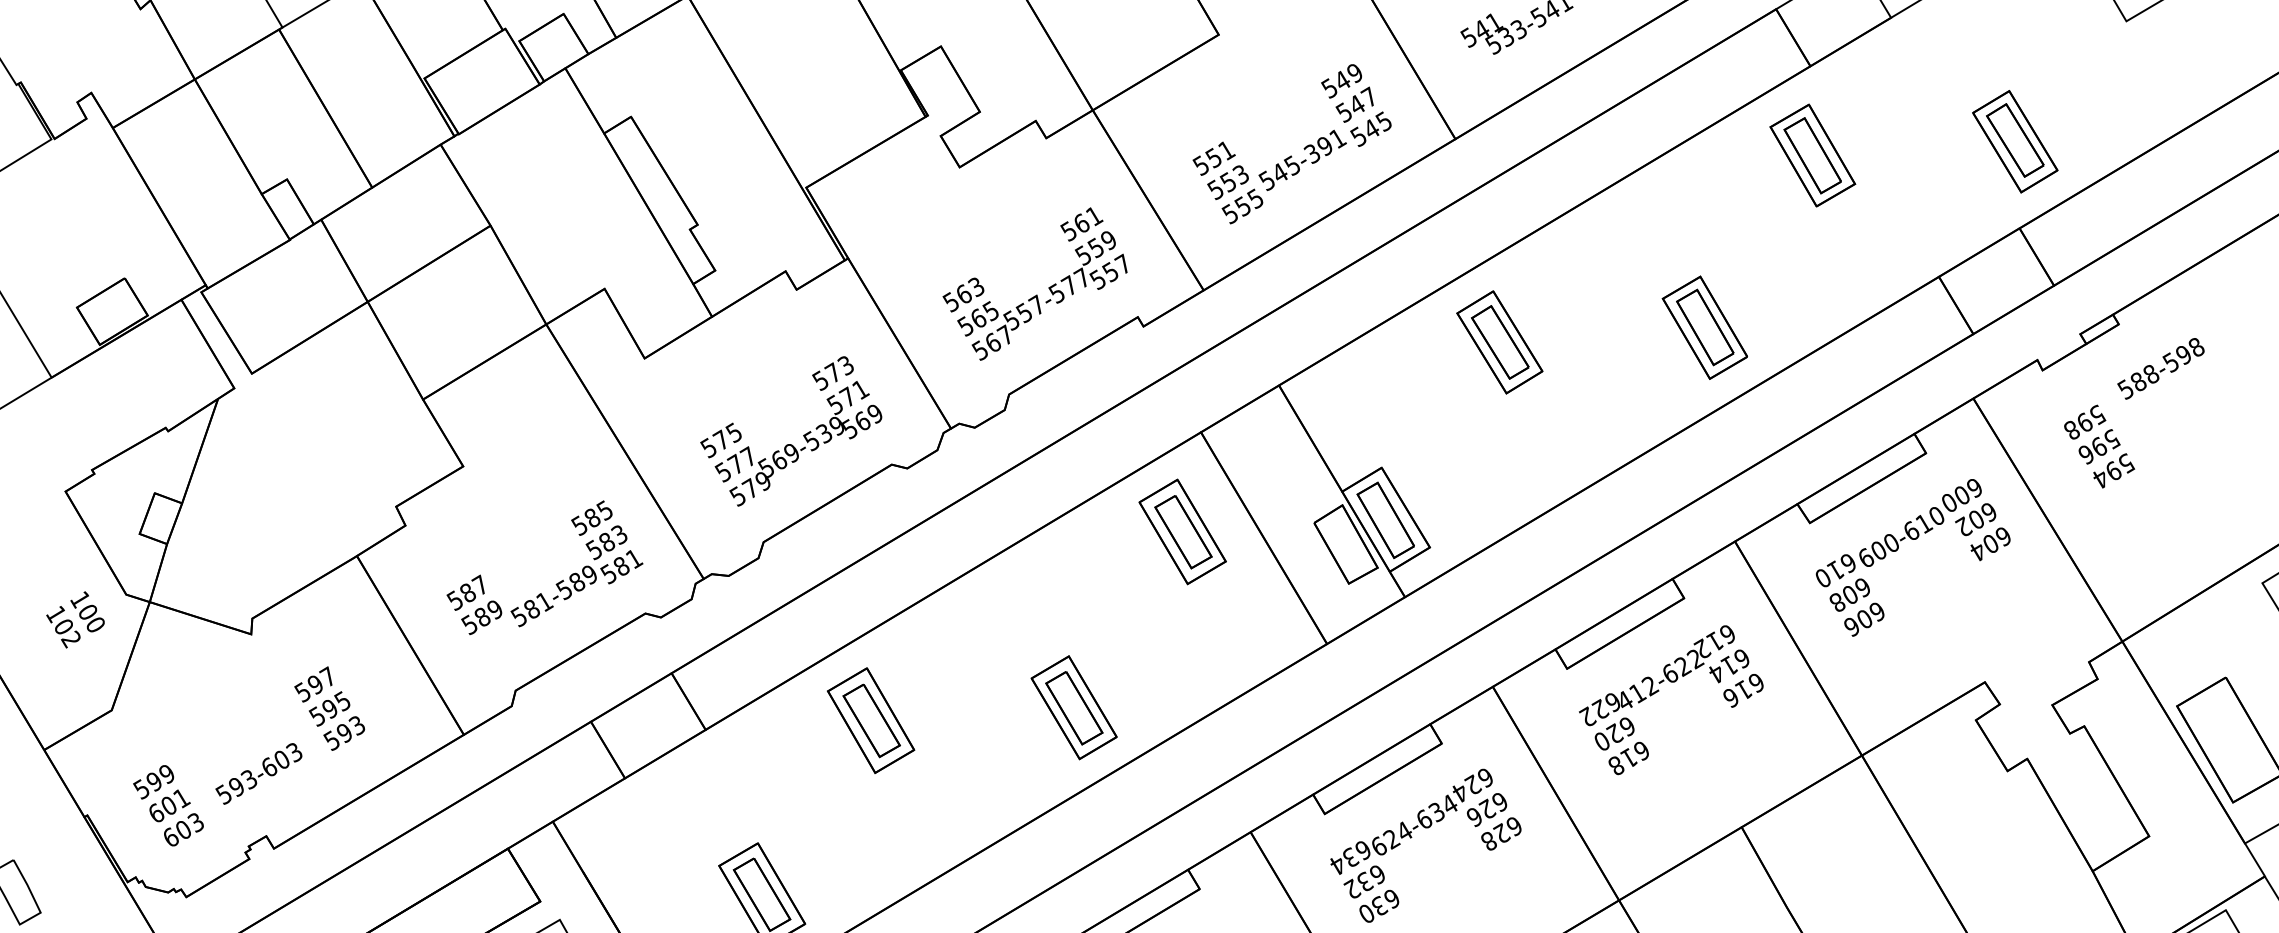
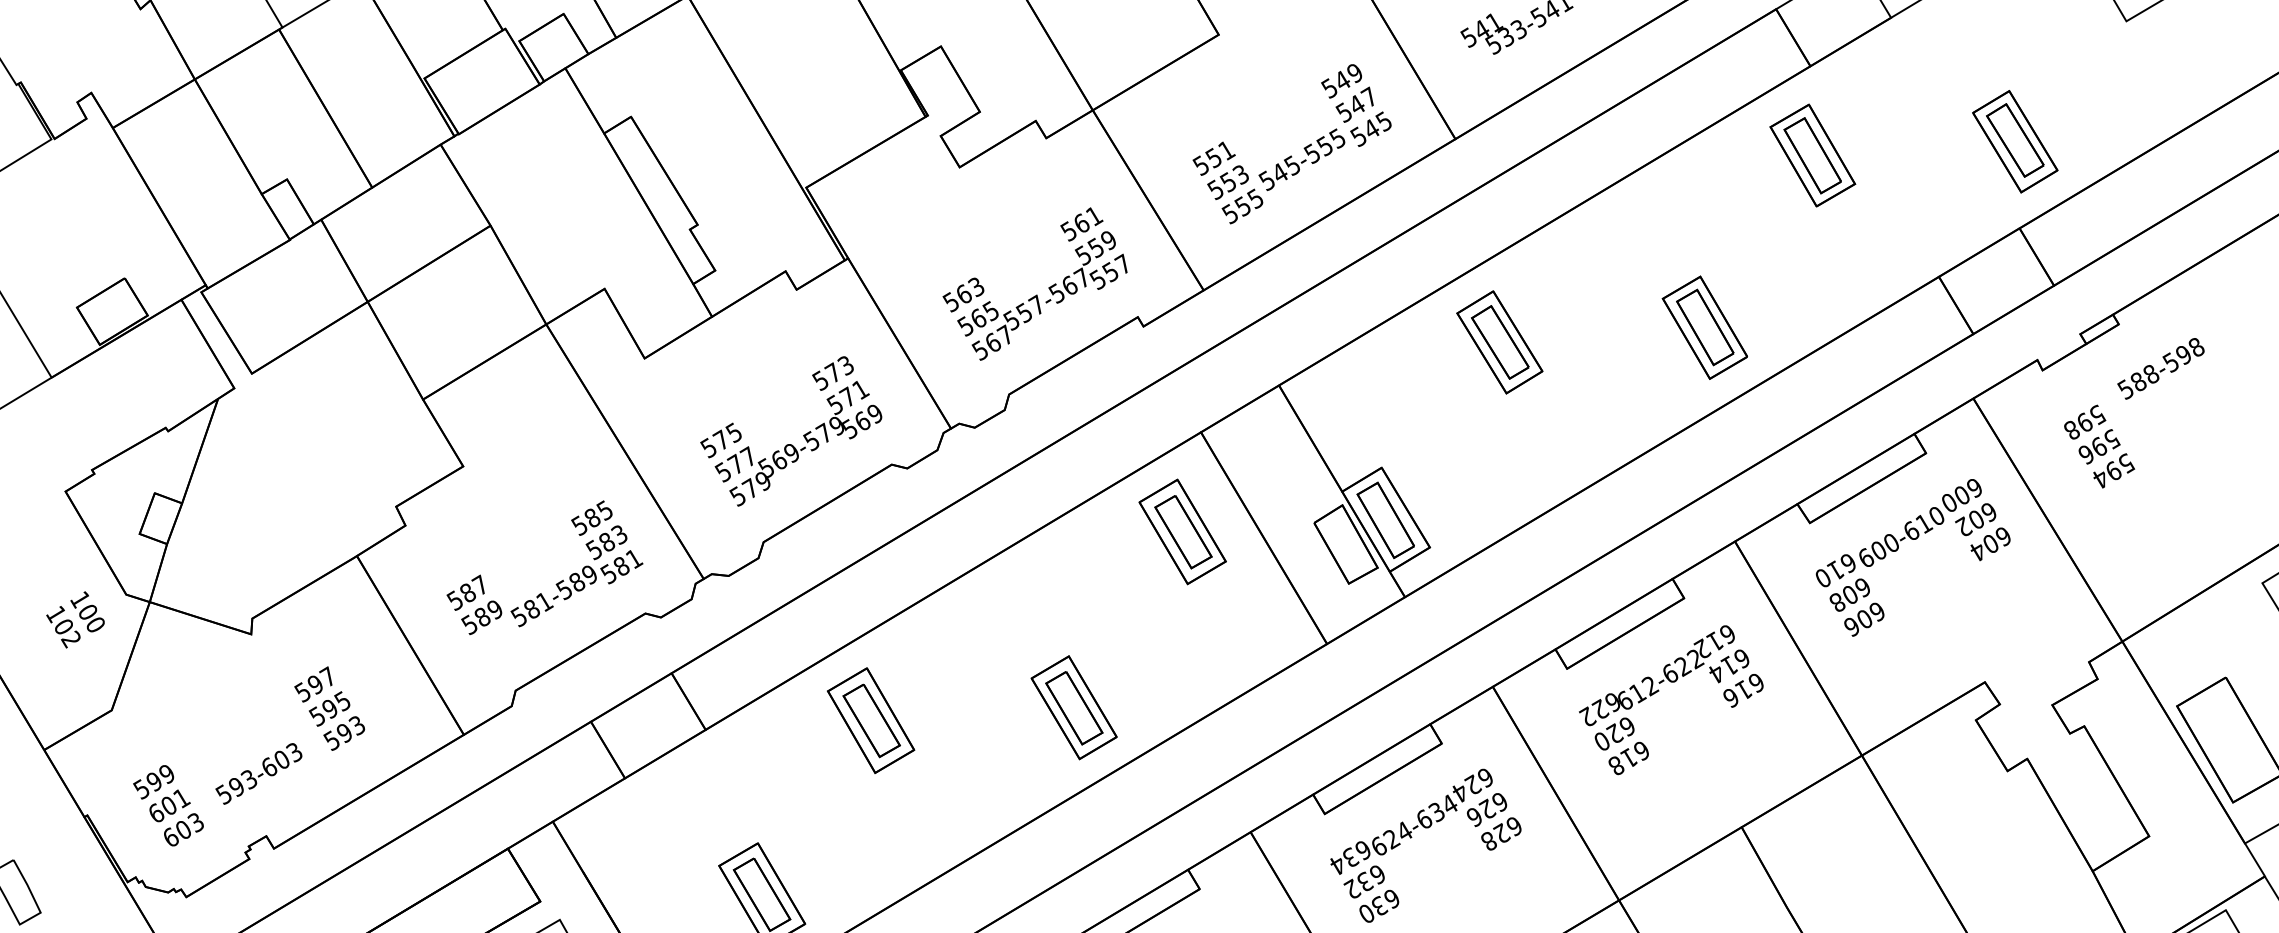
text: 545-391 -> 545-555 (1325, 143)
text: 557-577 -> 557-567 (1068, 285)
text: 569-539 -> 569-579 (823, 432)
text: 412-622 -> 612-622 (1625, 699)
